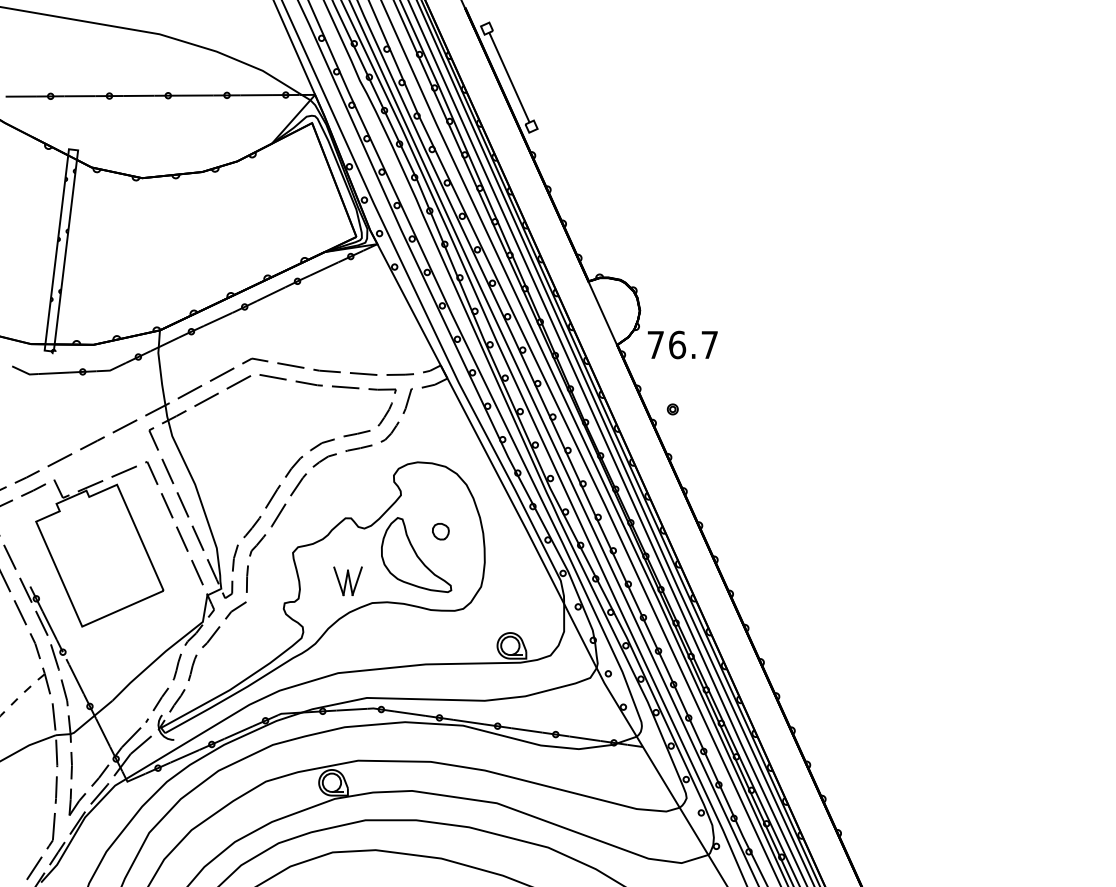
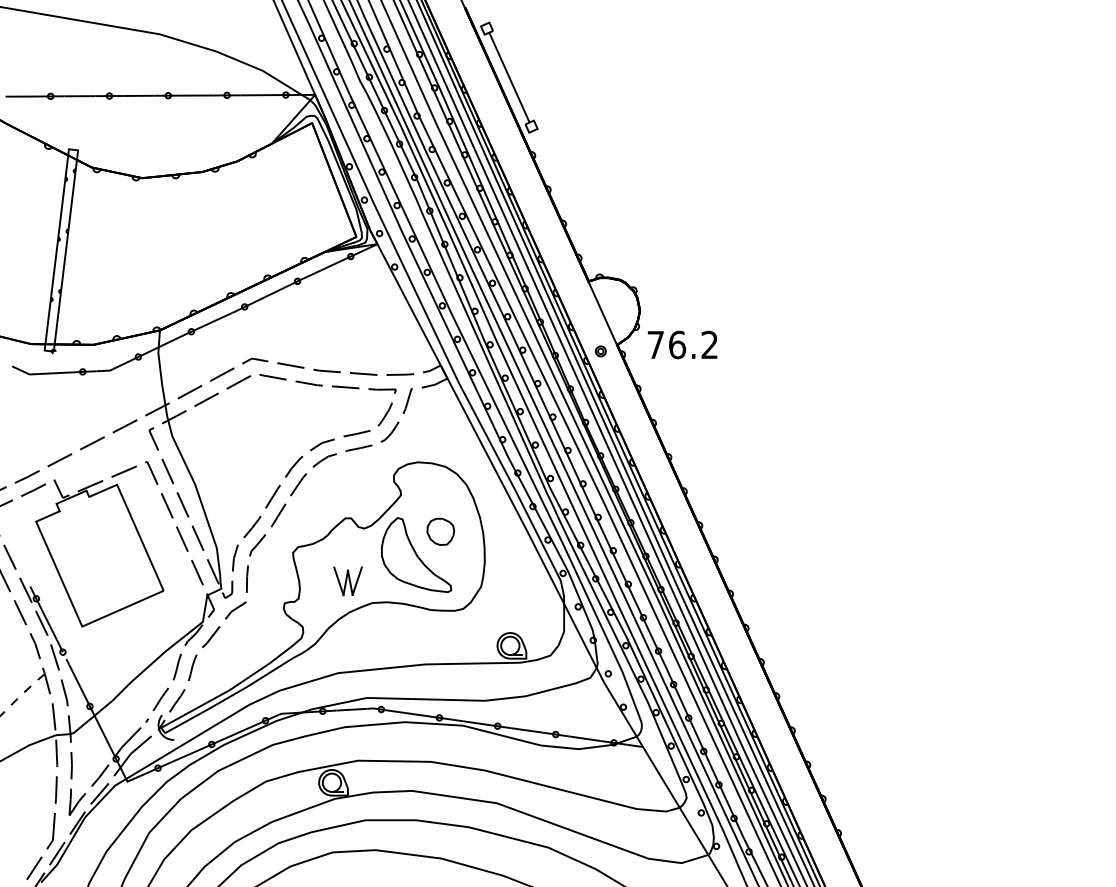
text: 76.7 -> 76.2 (709, 344)
part position: (672, 409) -> (600, 351) (600, 351)
part size: 18x18 px -> 30x29 px (440, 531)
